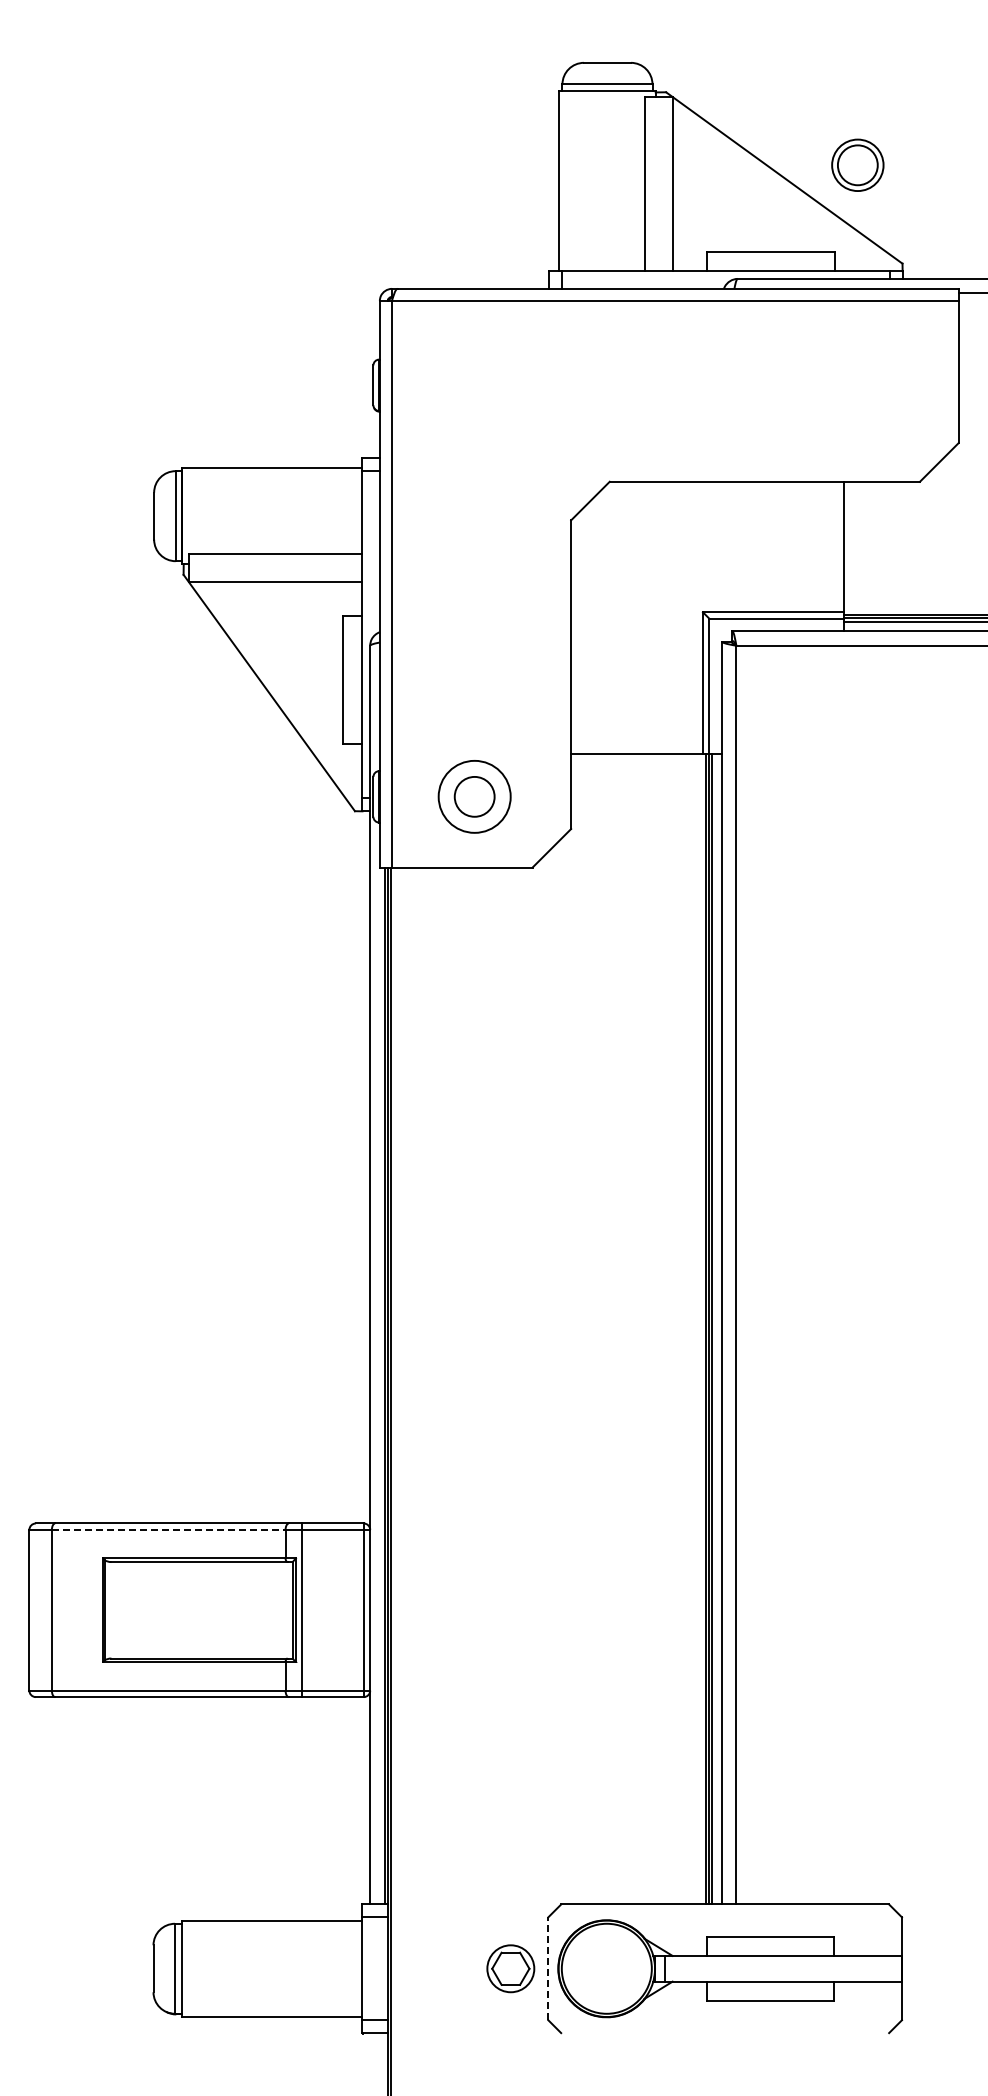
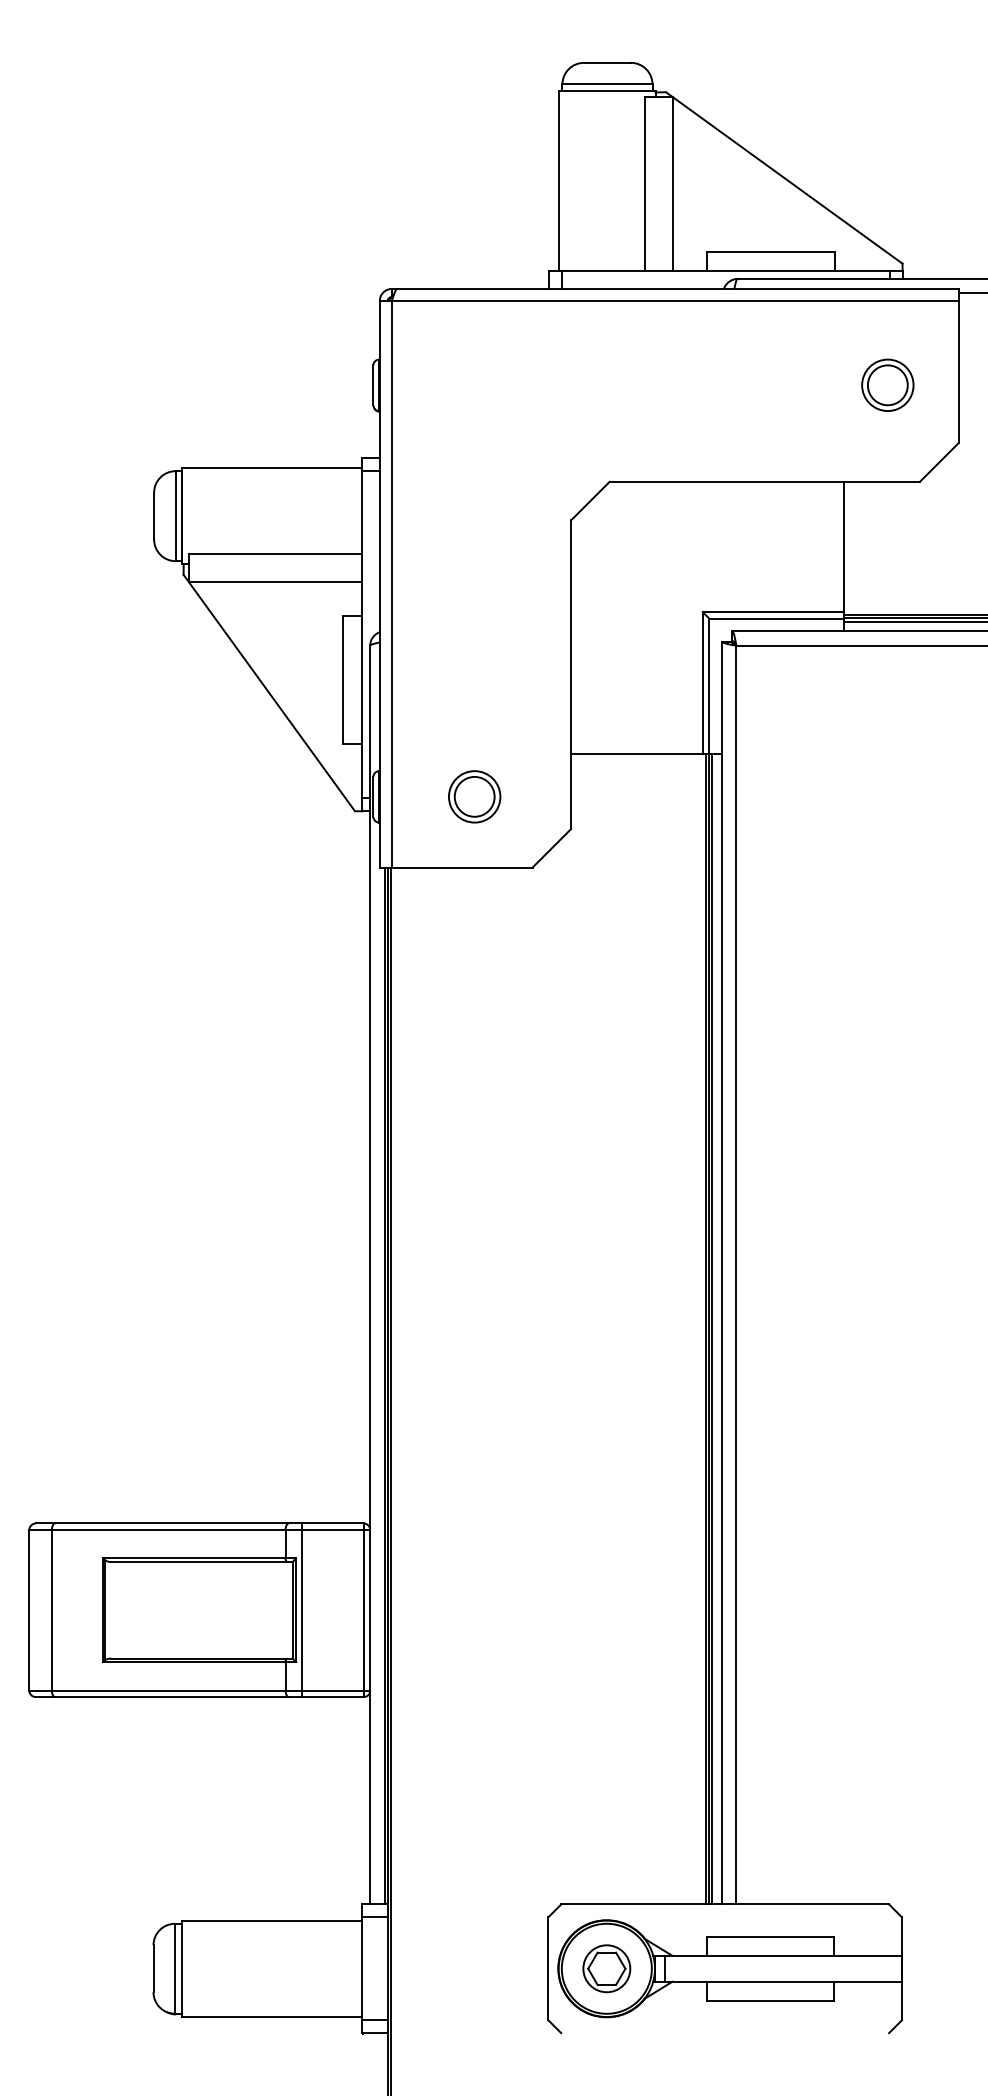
part position: (857, 164) -> (887, 384) (887, 384)
circle diameter: 72 px -> 51 px (474, 796)
line: dashed -> solid (168, 1529)
part position: (510, 1968) -> (606, 1968) (606, 1968)
line: dashed -> solid (548, 1968)
